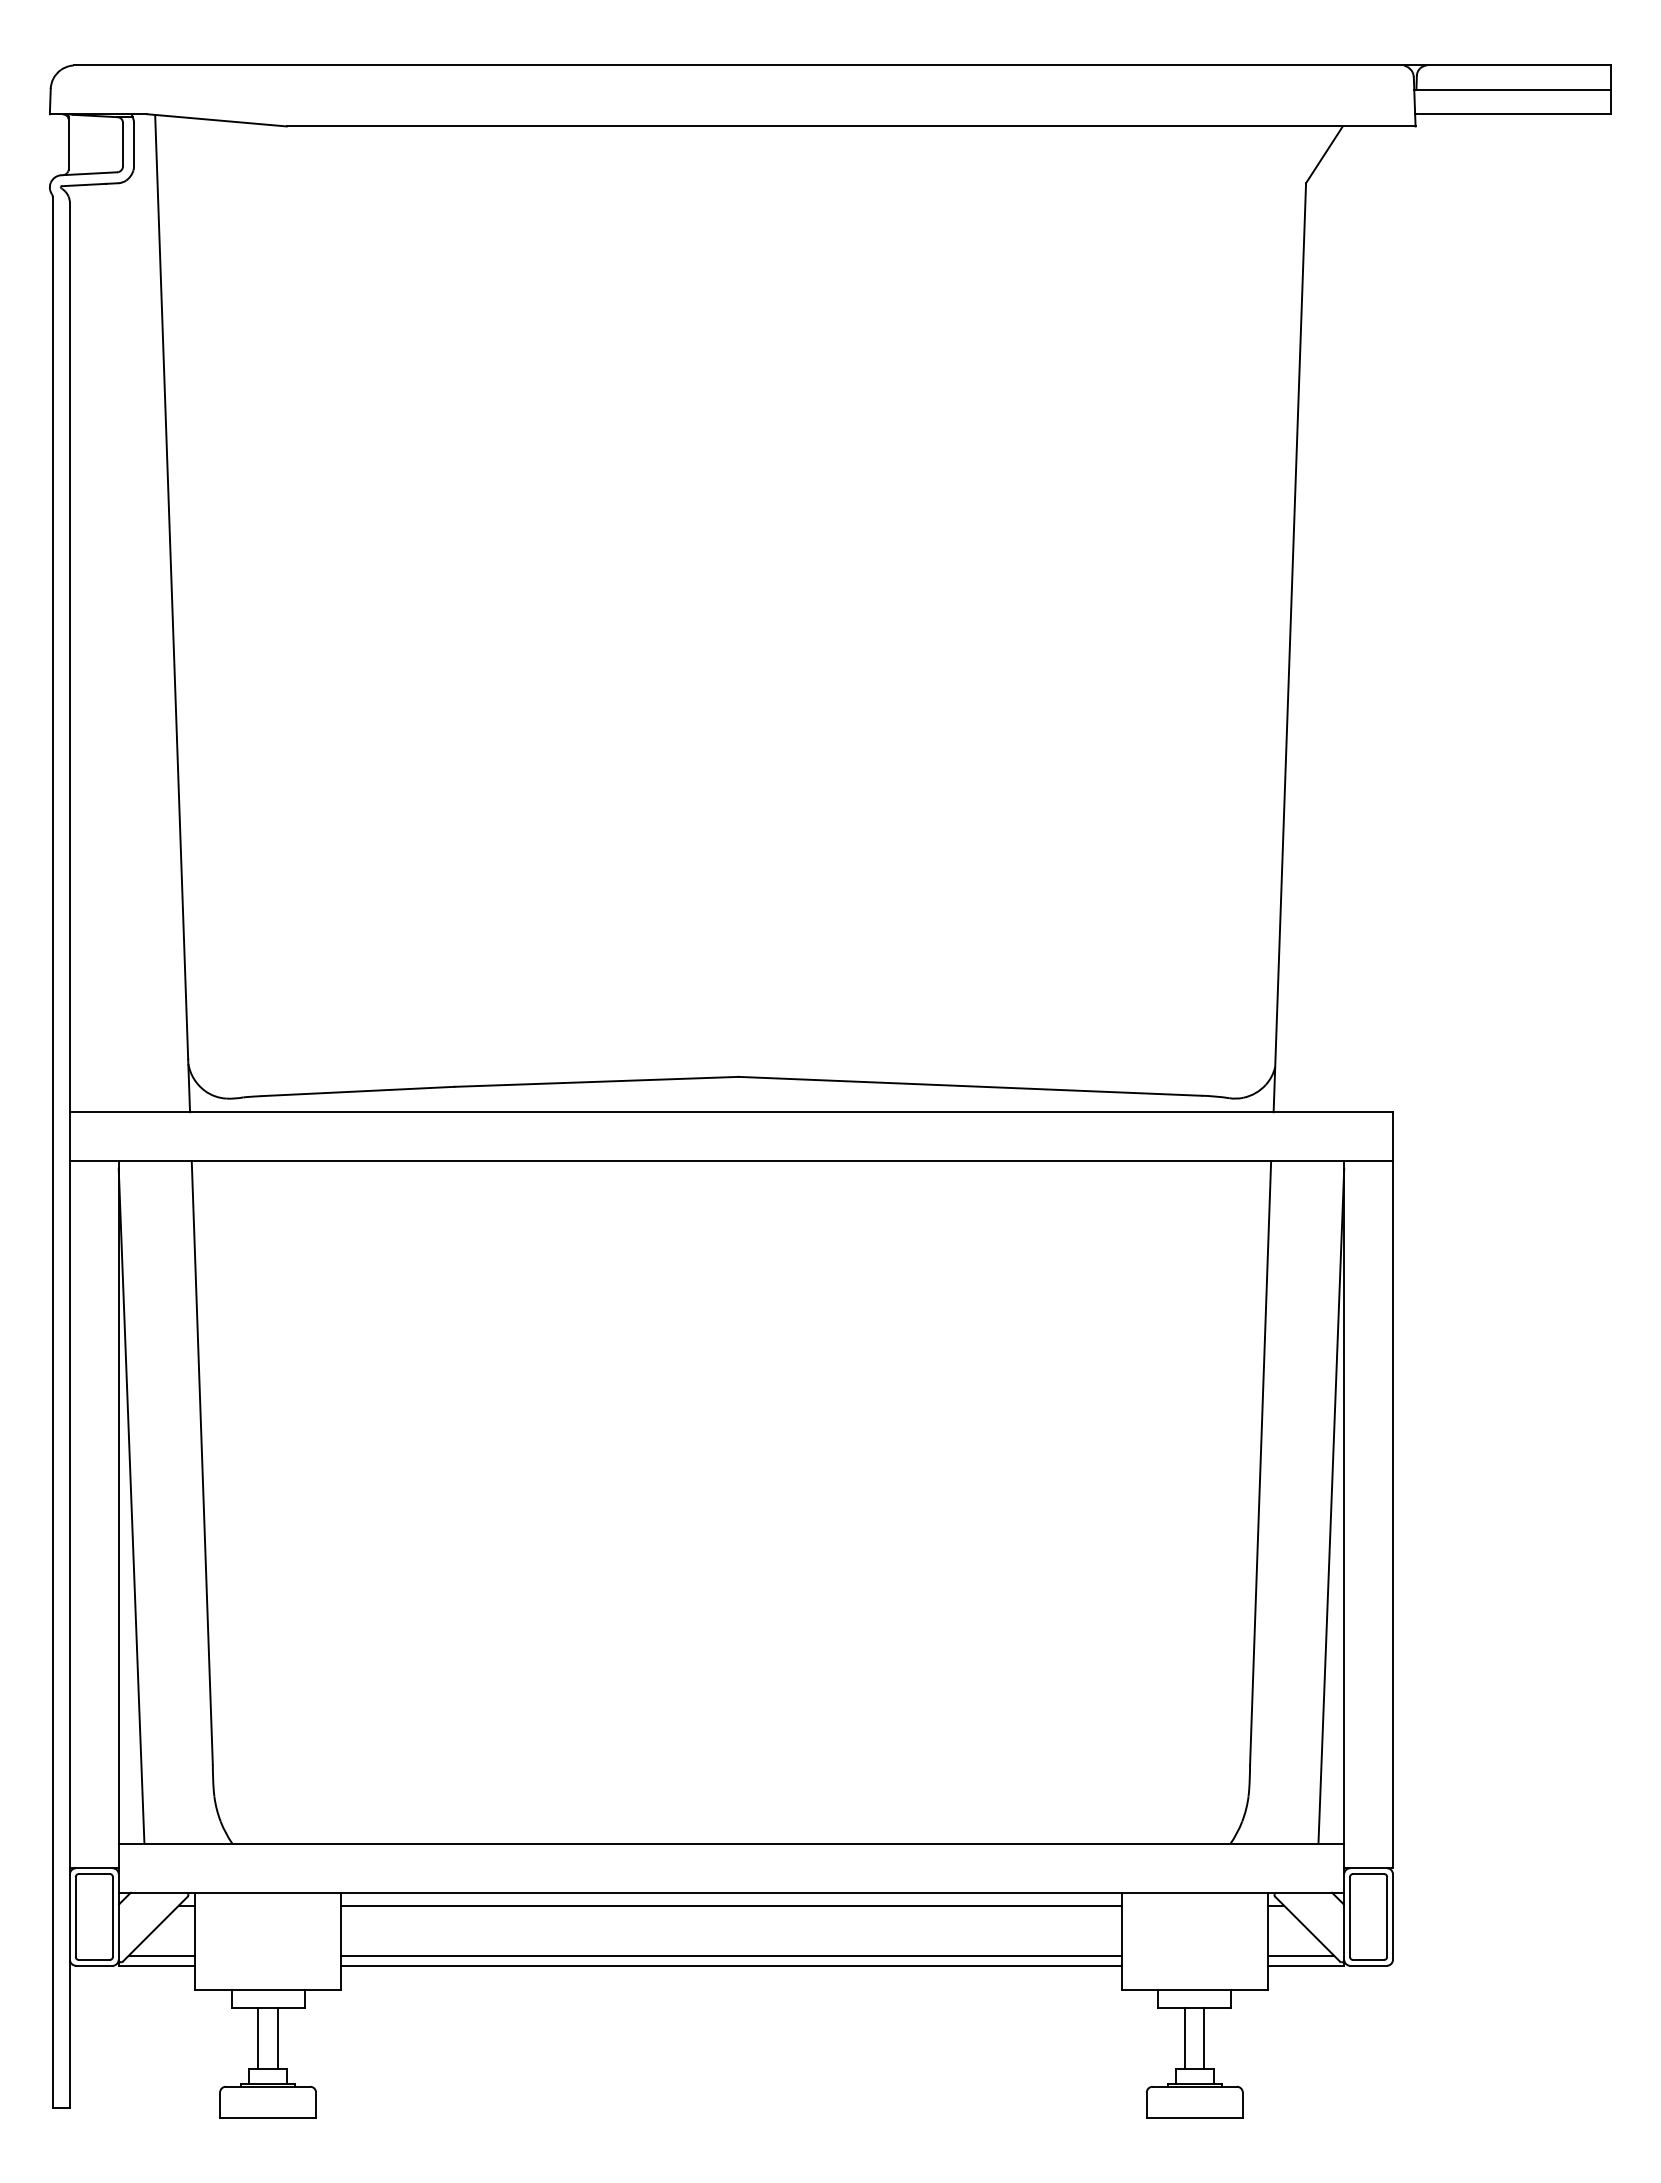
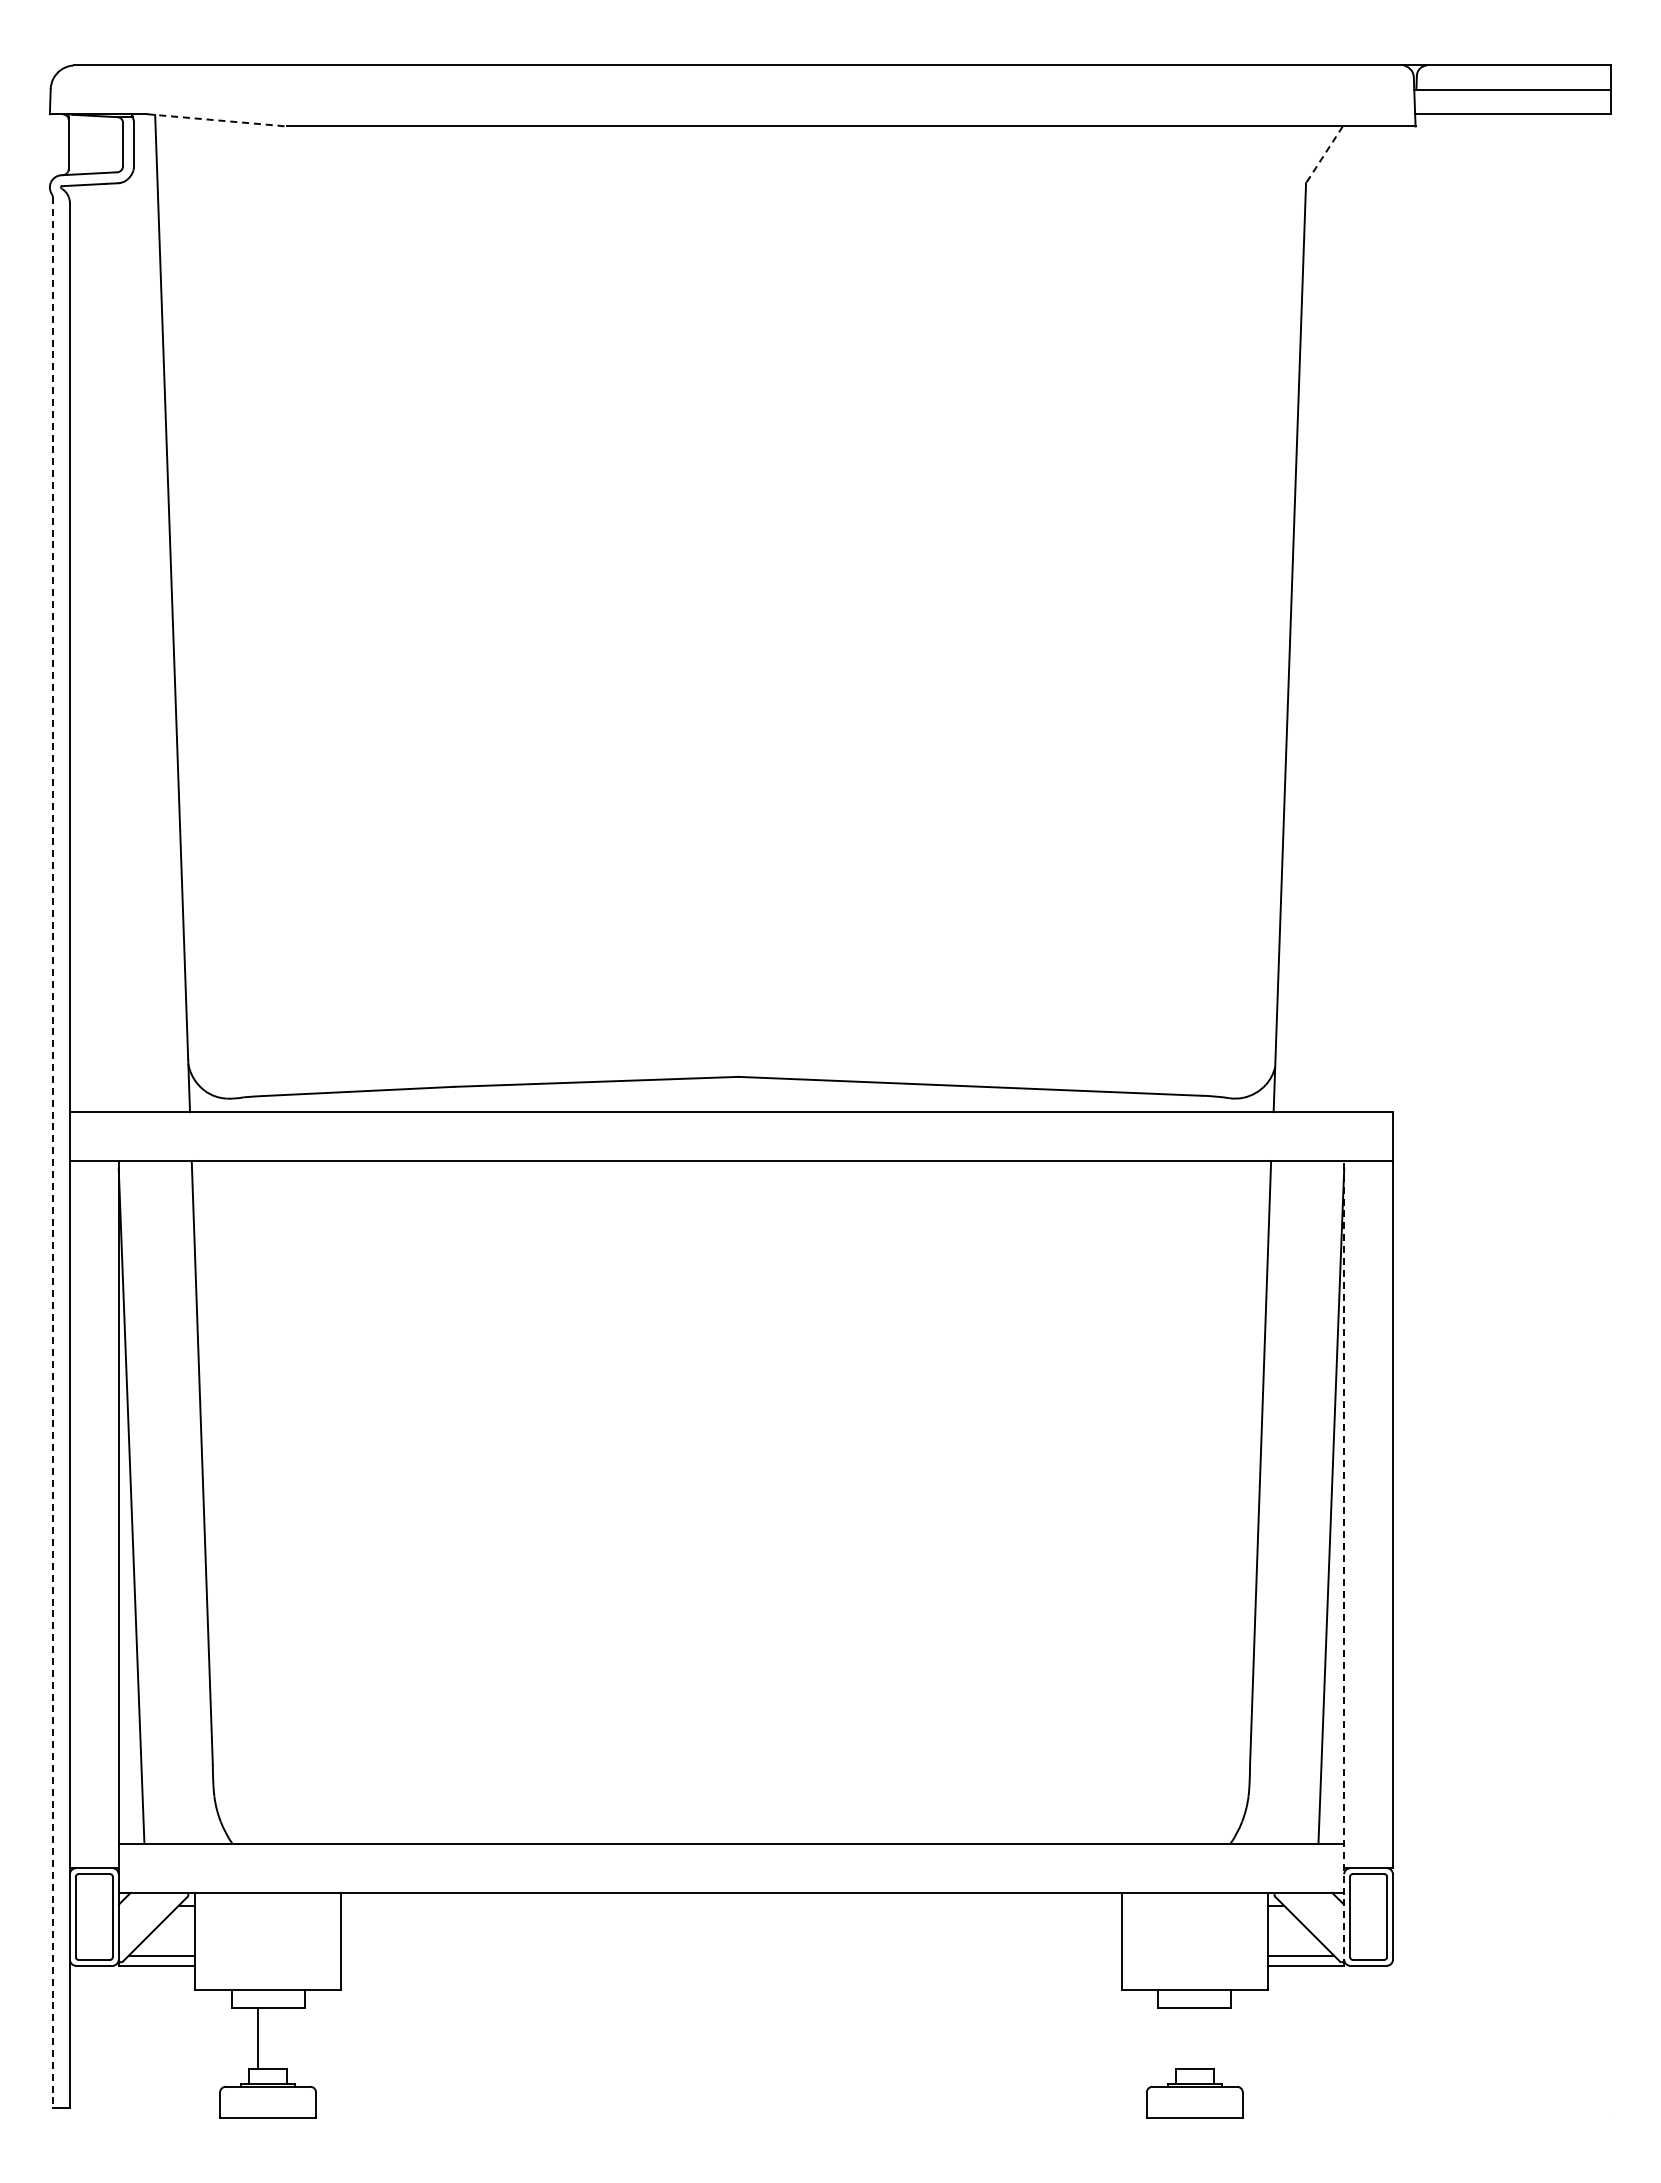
line: solid -> dashed (217, 120)
line: solid -> dashed (1324, 154)
line: solid -> dashed (52, 1152)
line: solid -> dashed (1344, 1562)
line: present -> none (731, 1905)
line: present -> none (731, 1955)
line: present -> none (731, 1965)
line: present -> none (277, 2038)
line: present -> none (1185, 2038)
line: present -> none (1204, 2038)
